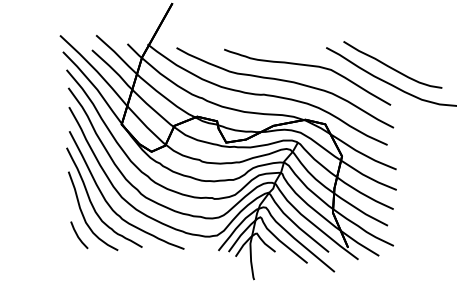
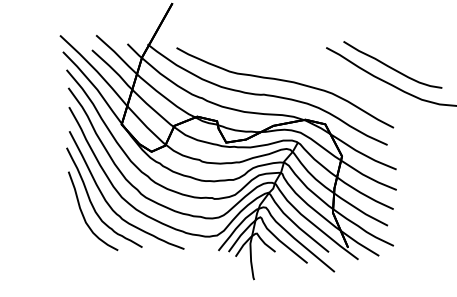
curve: present -> none (307, 66)
line: present -> none (78, 235)
